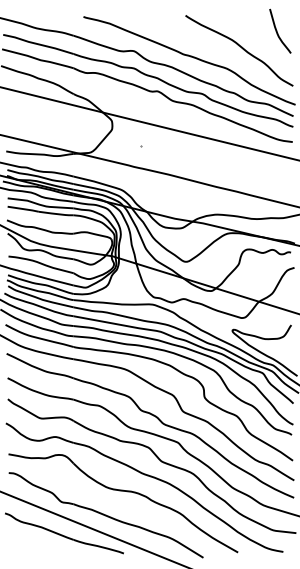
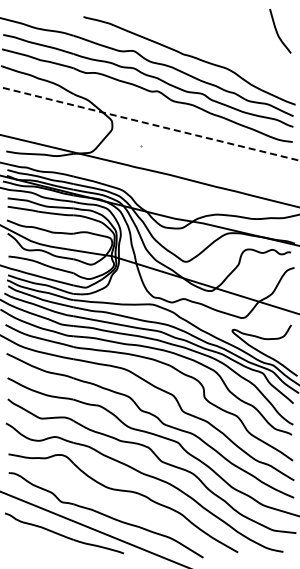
curve: present -> none (241, 48)
line: solid -> dashed (149, 124)
